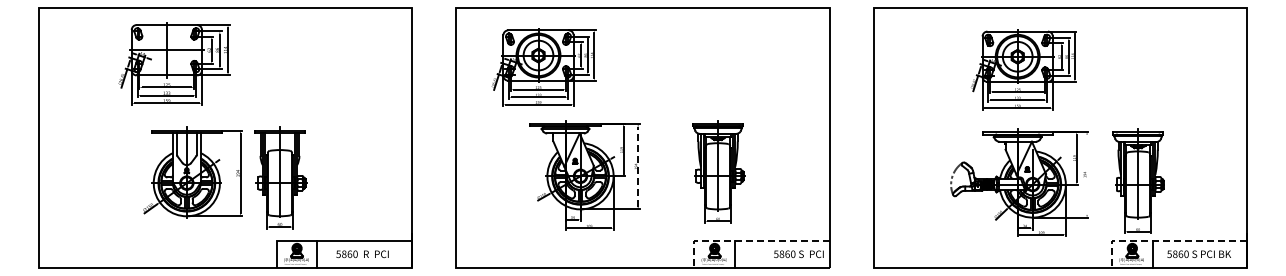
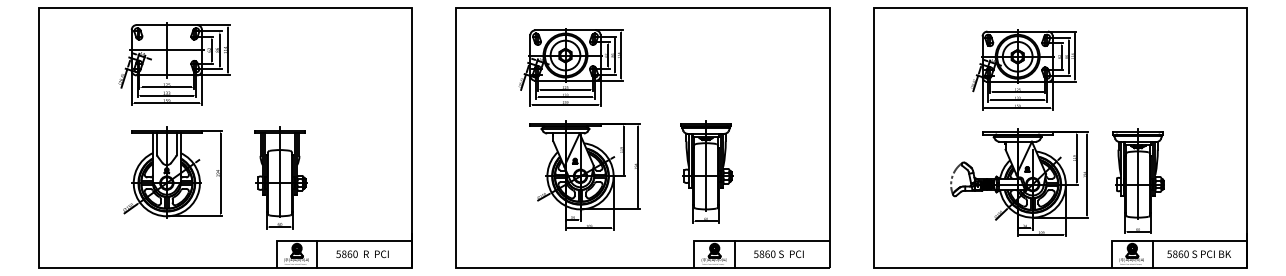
part position: (543, 67) -> (570, 67) (570, 67)
line: dashed -> solid (638, 166)
part position: (718, 171) -> (706, 171) (706, 171)
part position: (192, 172) -> (172, 172) (172, 172)
line: none -> present (1087, 174)
line: dashed -> solid (747, 240)
line: dashed -> solid (1164, 240)
text position: (798, 254) -> (778, 254) (778, 254)
